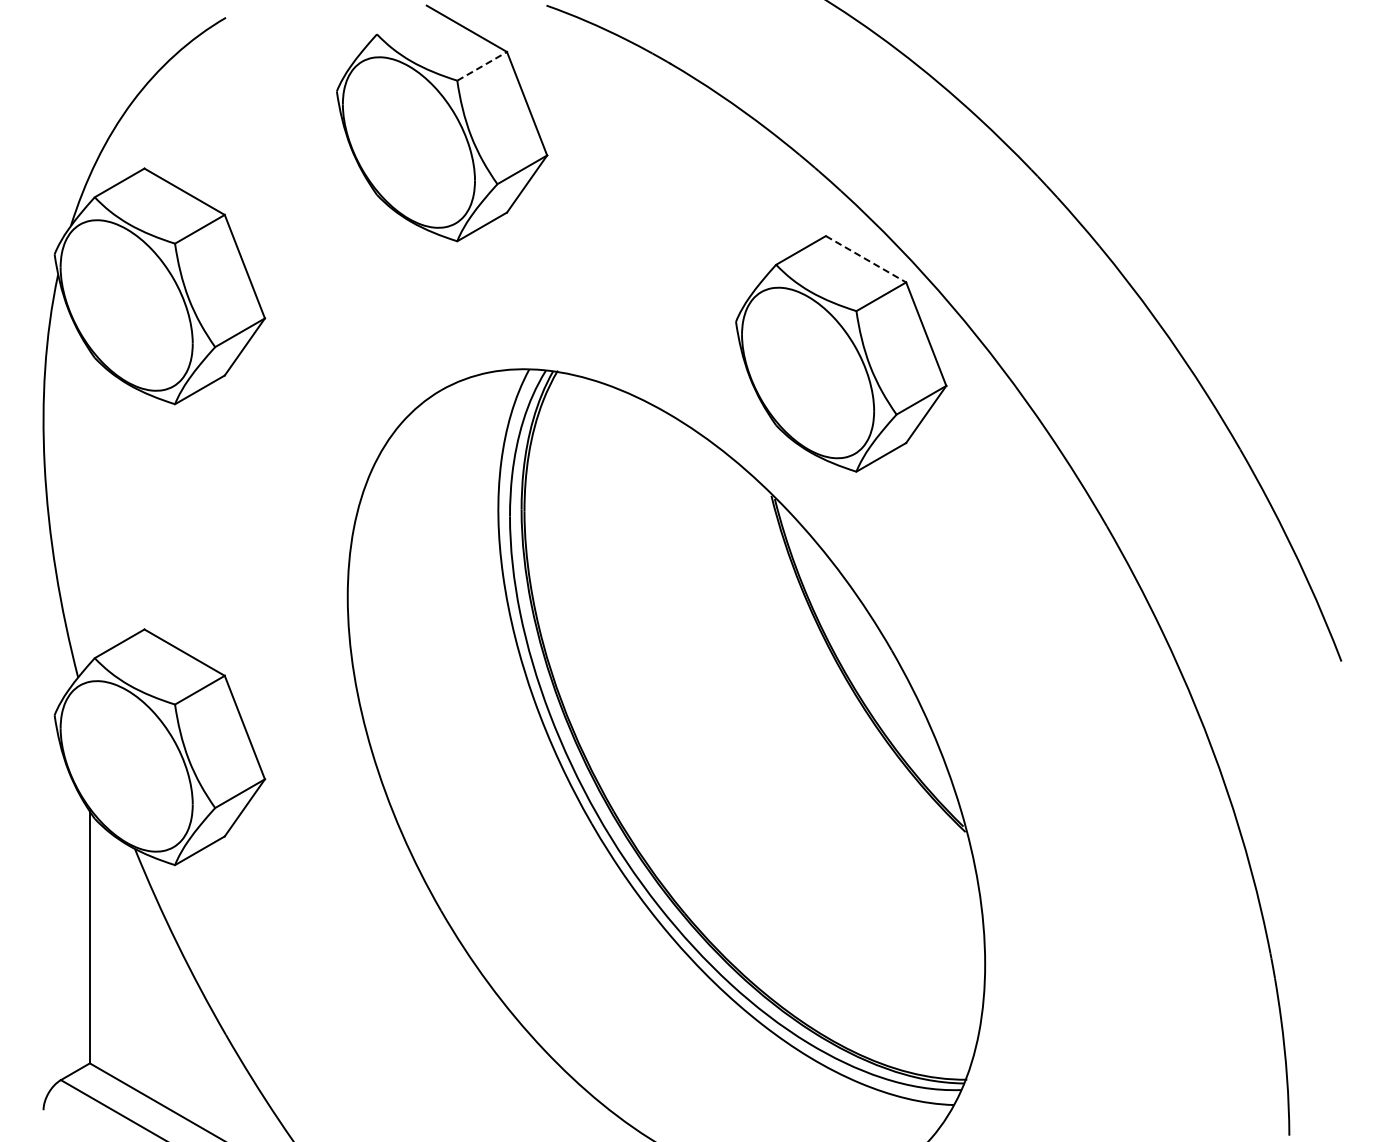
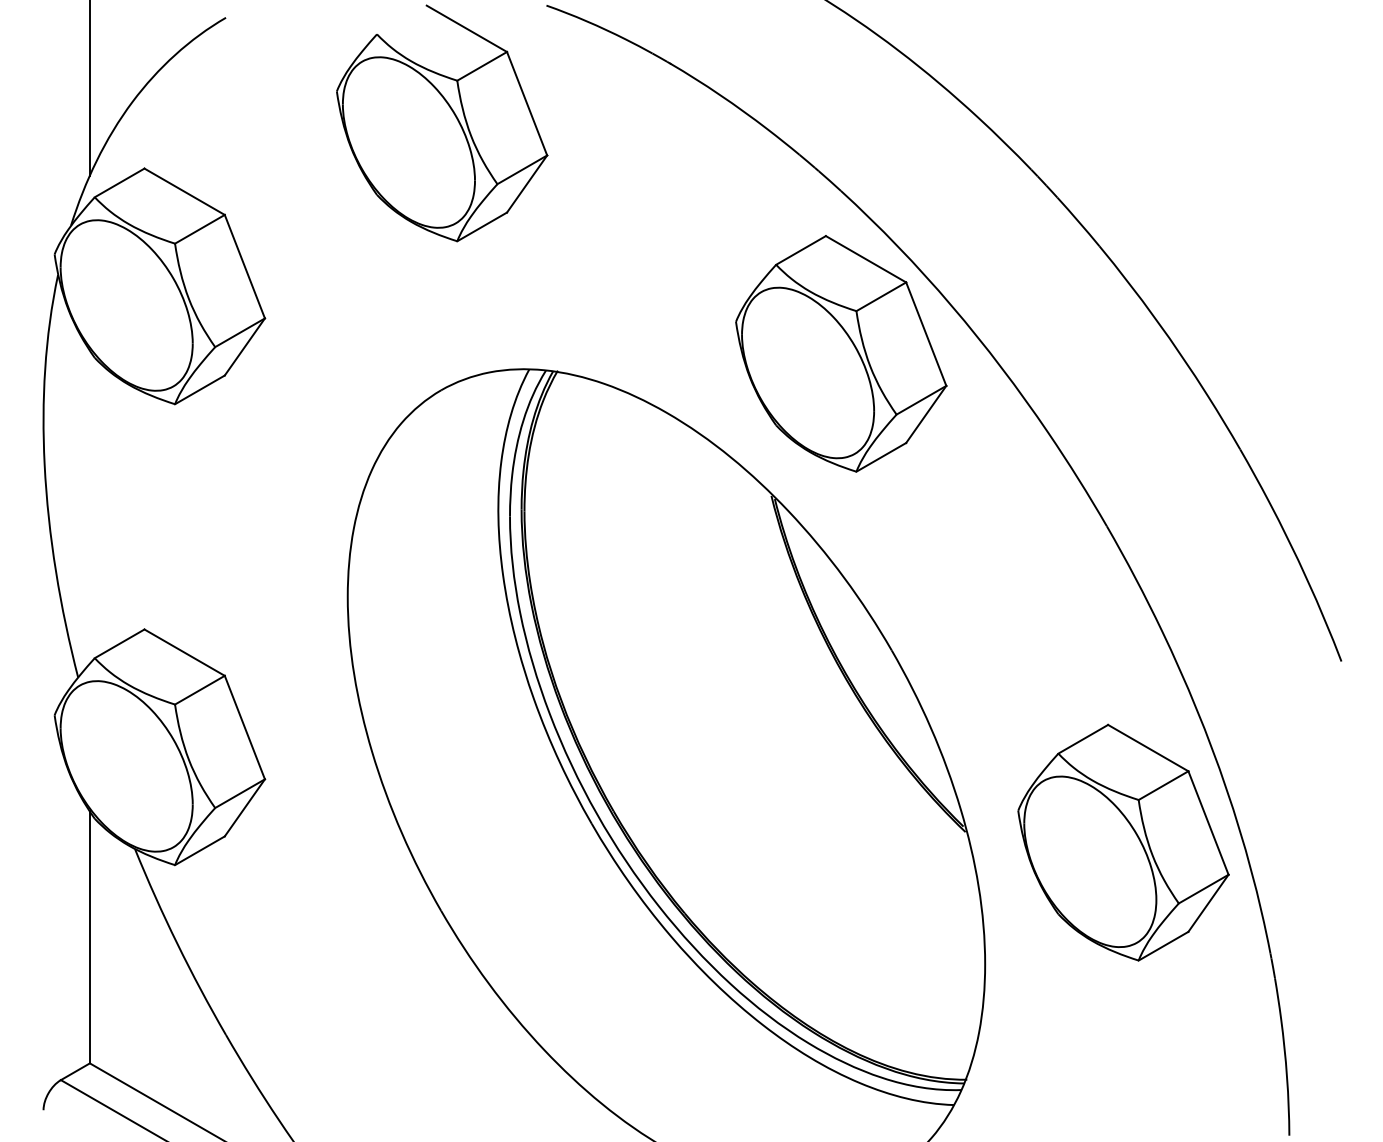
line: dashed -> solid (482, 66)
line: none -> present (89, 89)
line: dashed -> solid (866, 259)
part: none -> present (1123, 842)
